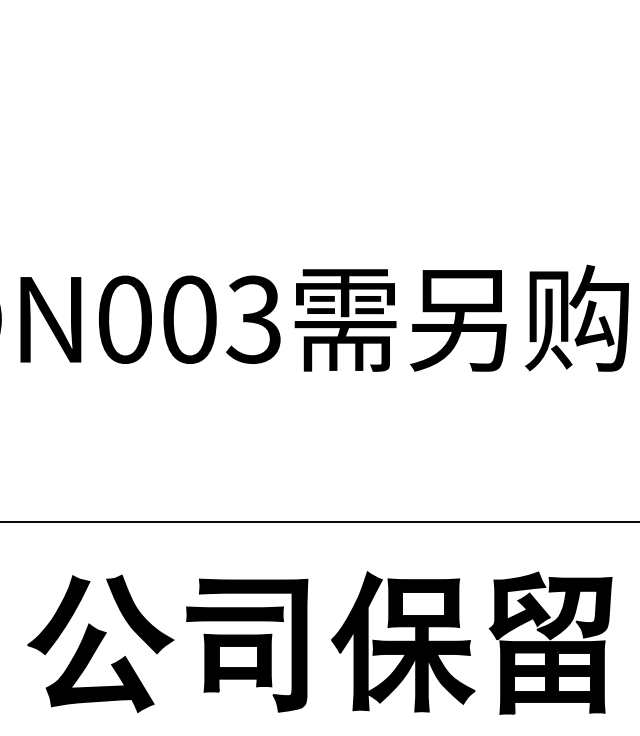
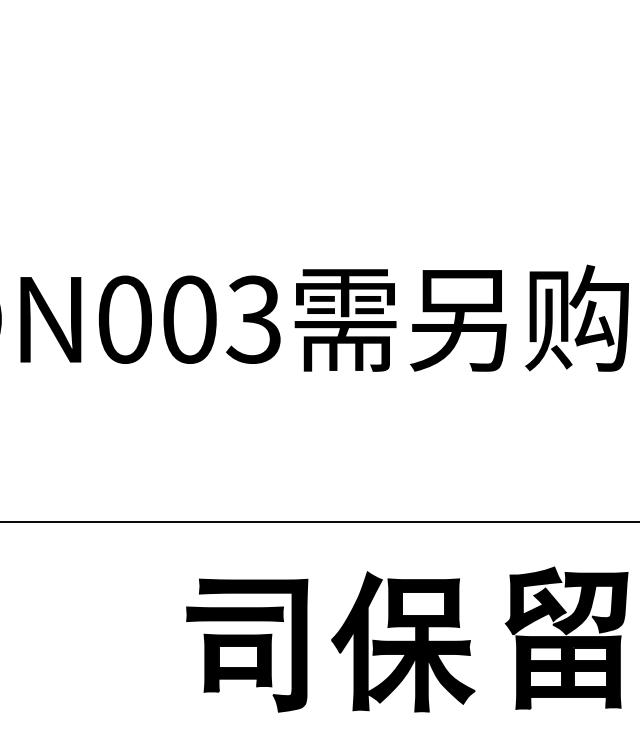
part position: (550, 642) -> (566, 637) (566, 637)
part: present -> none (100, 643)
